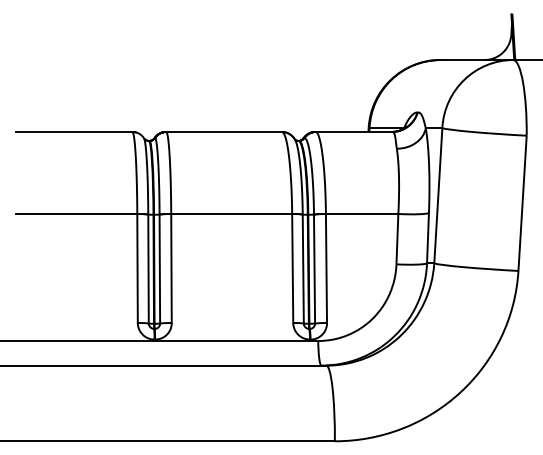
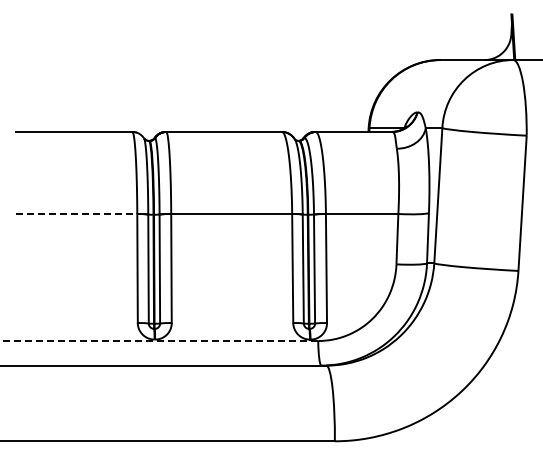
line: solid -> dashed (76, 213)
line: solid -> dashed (159, 341)
